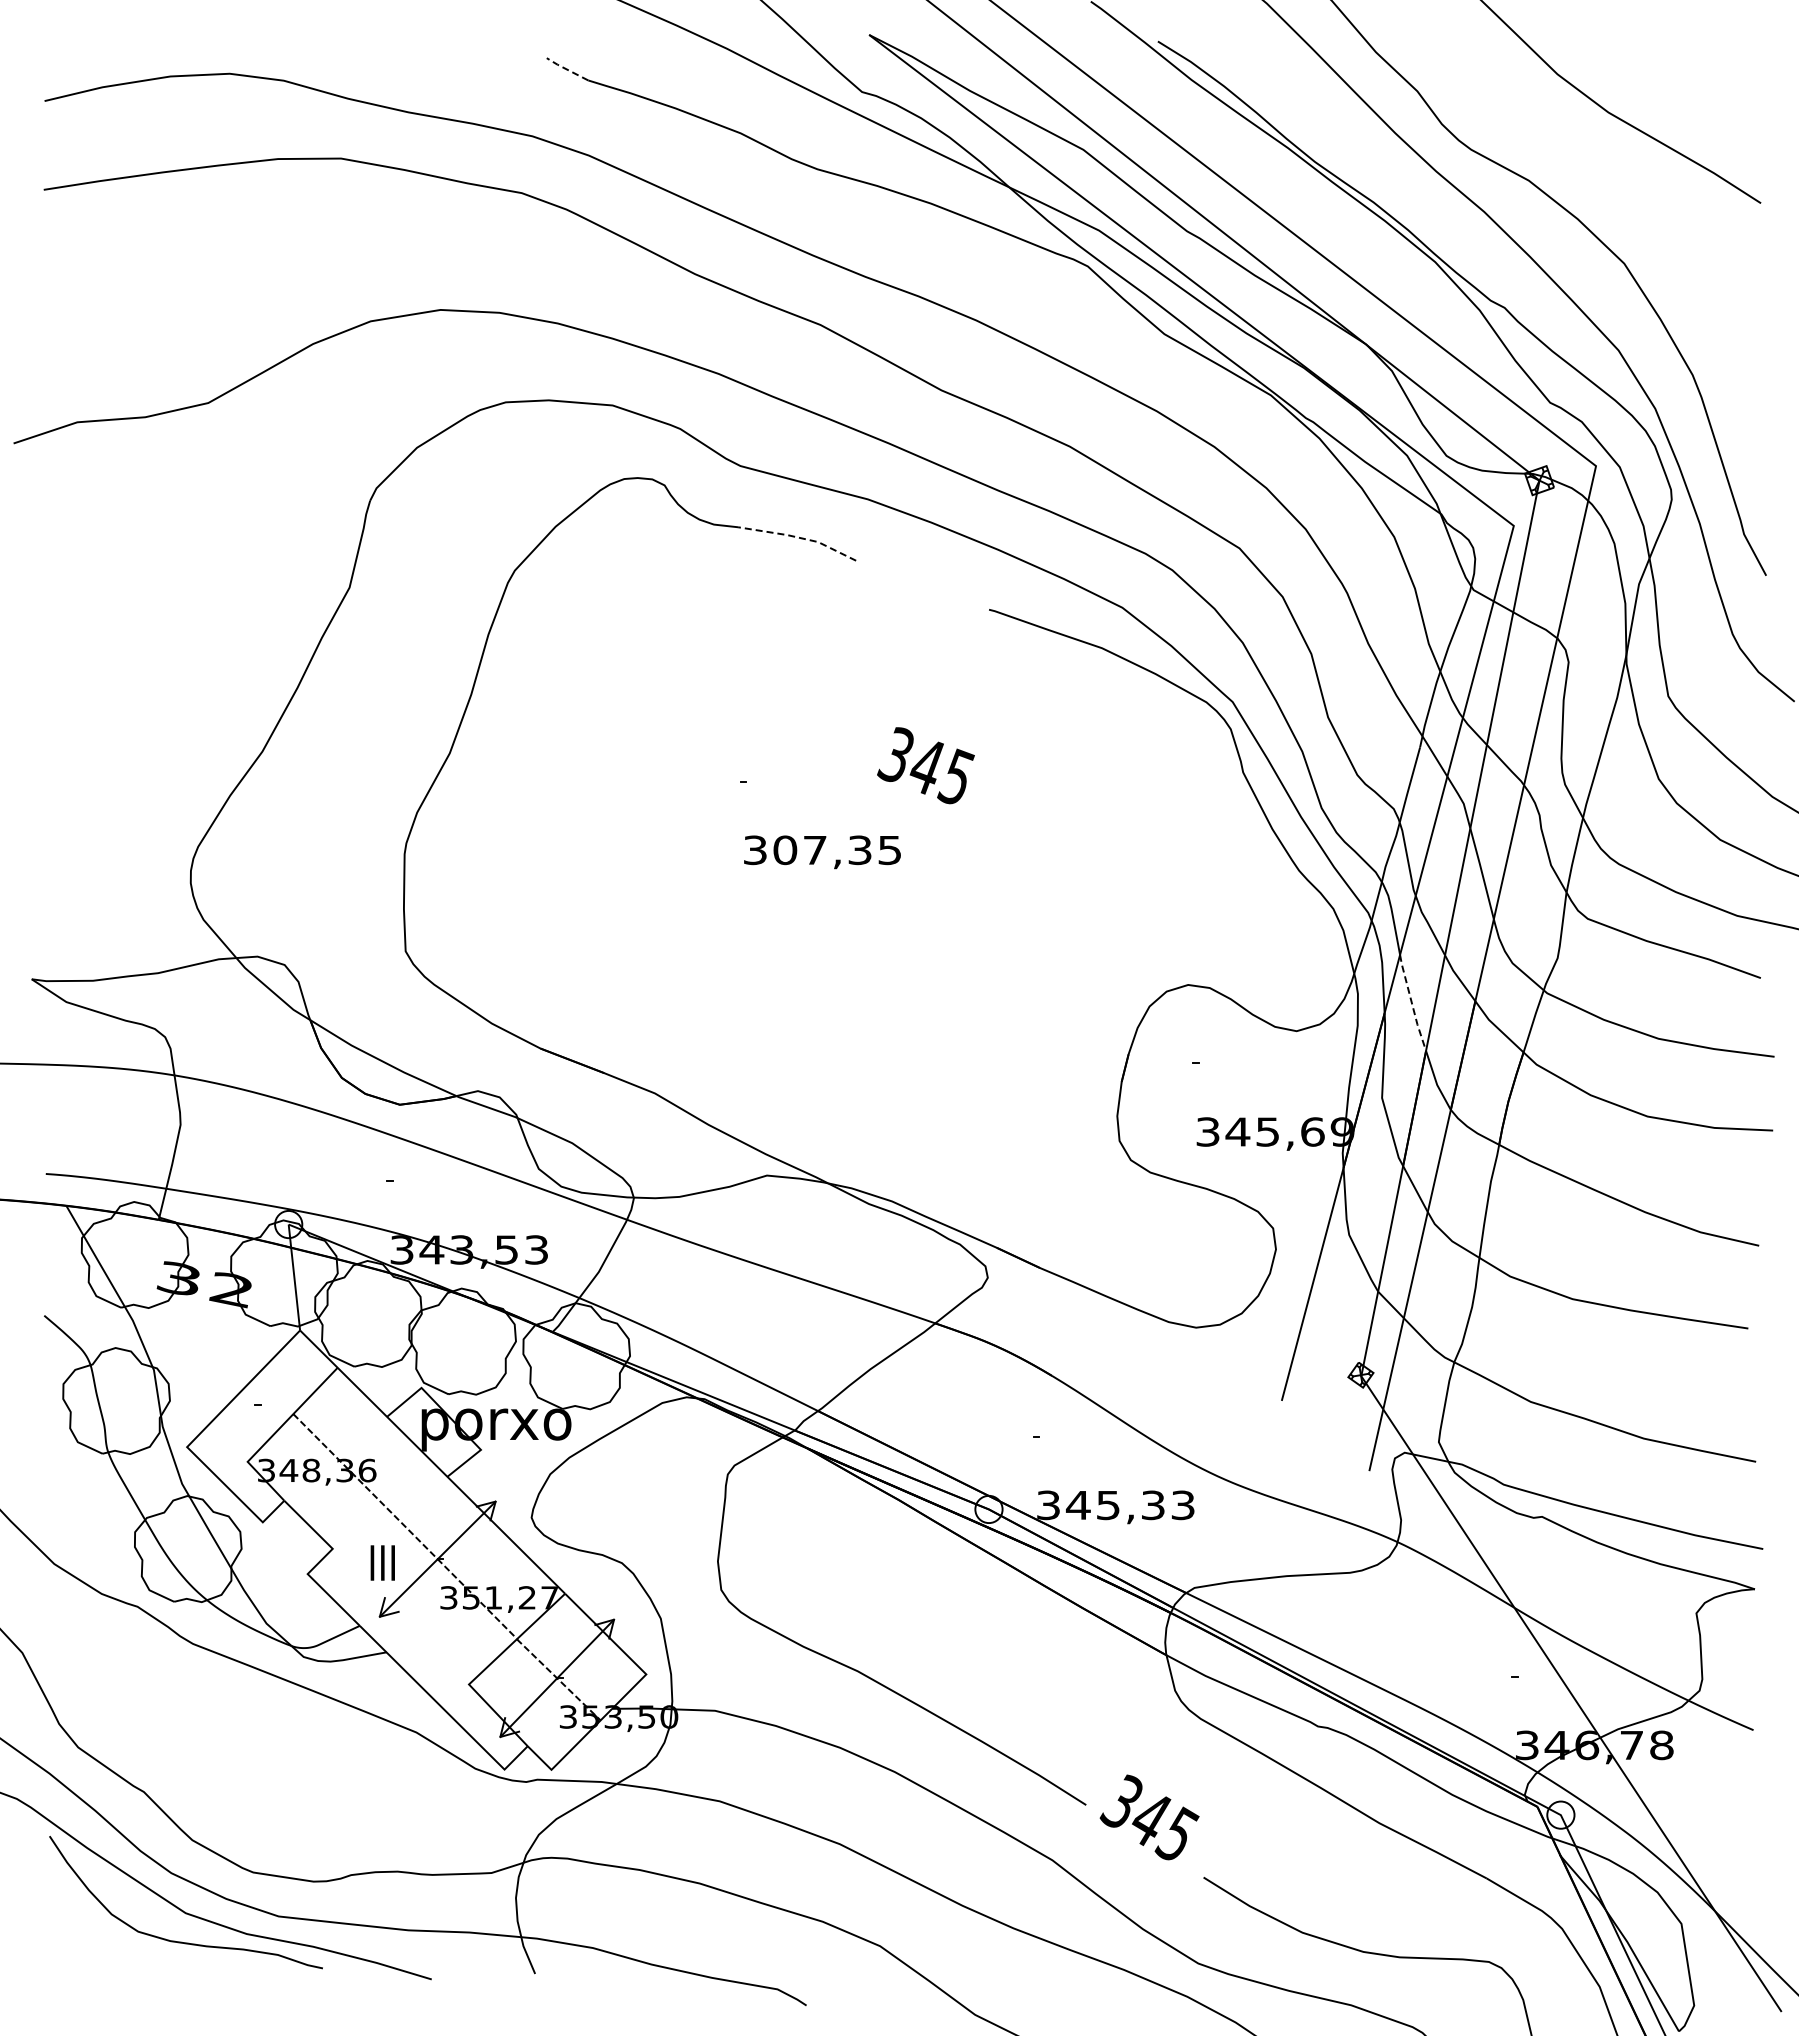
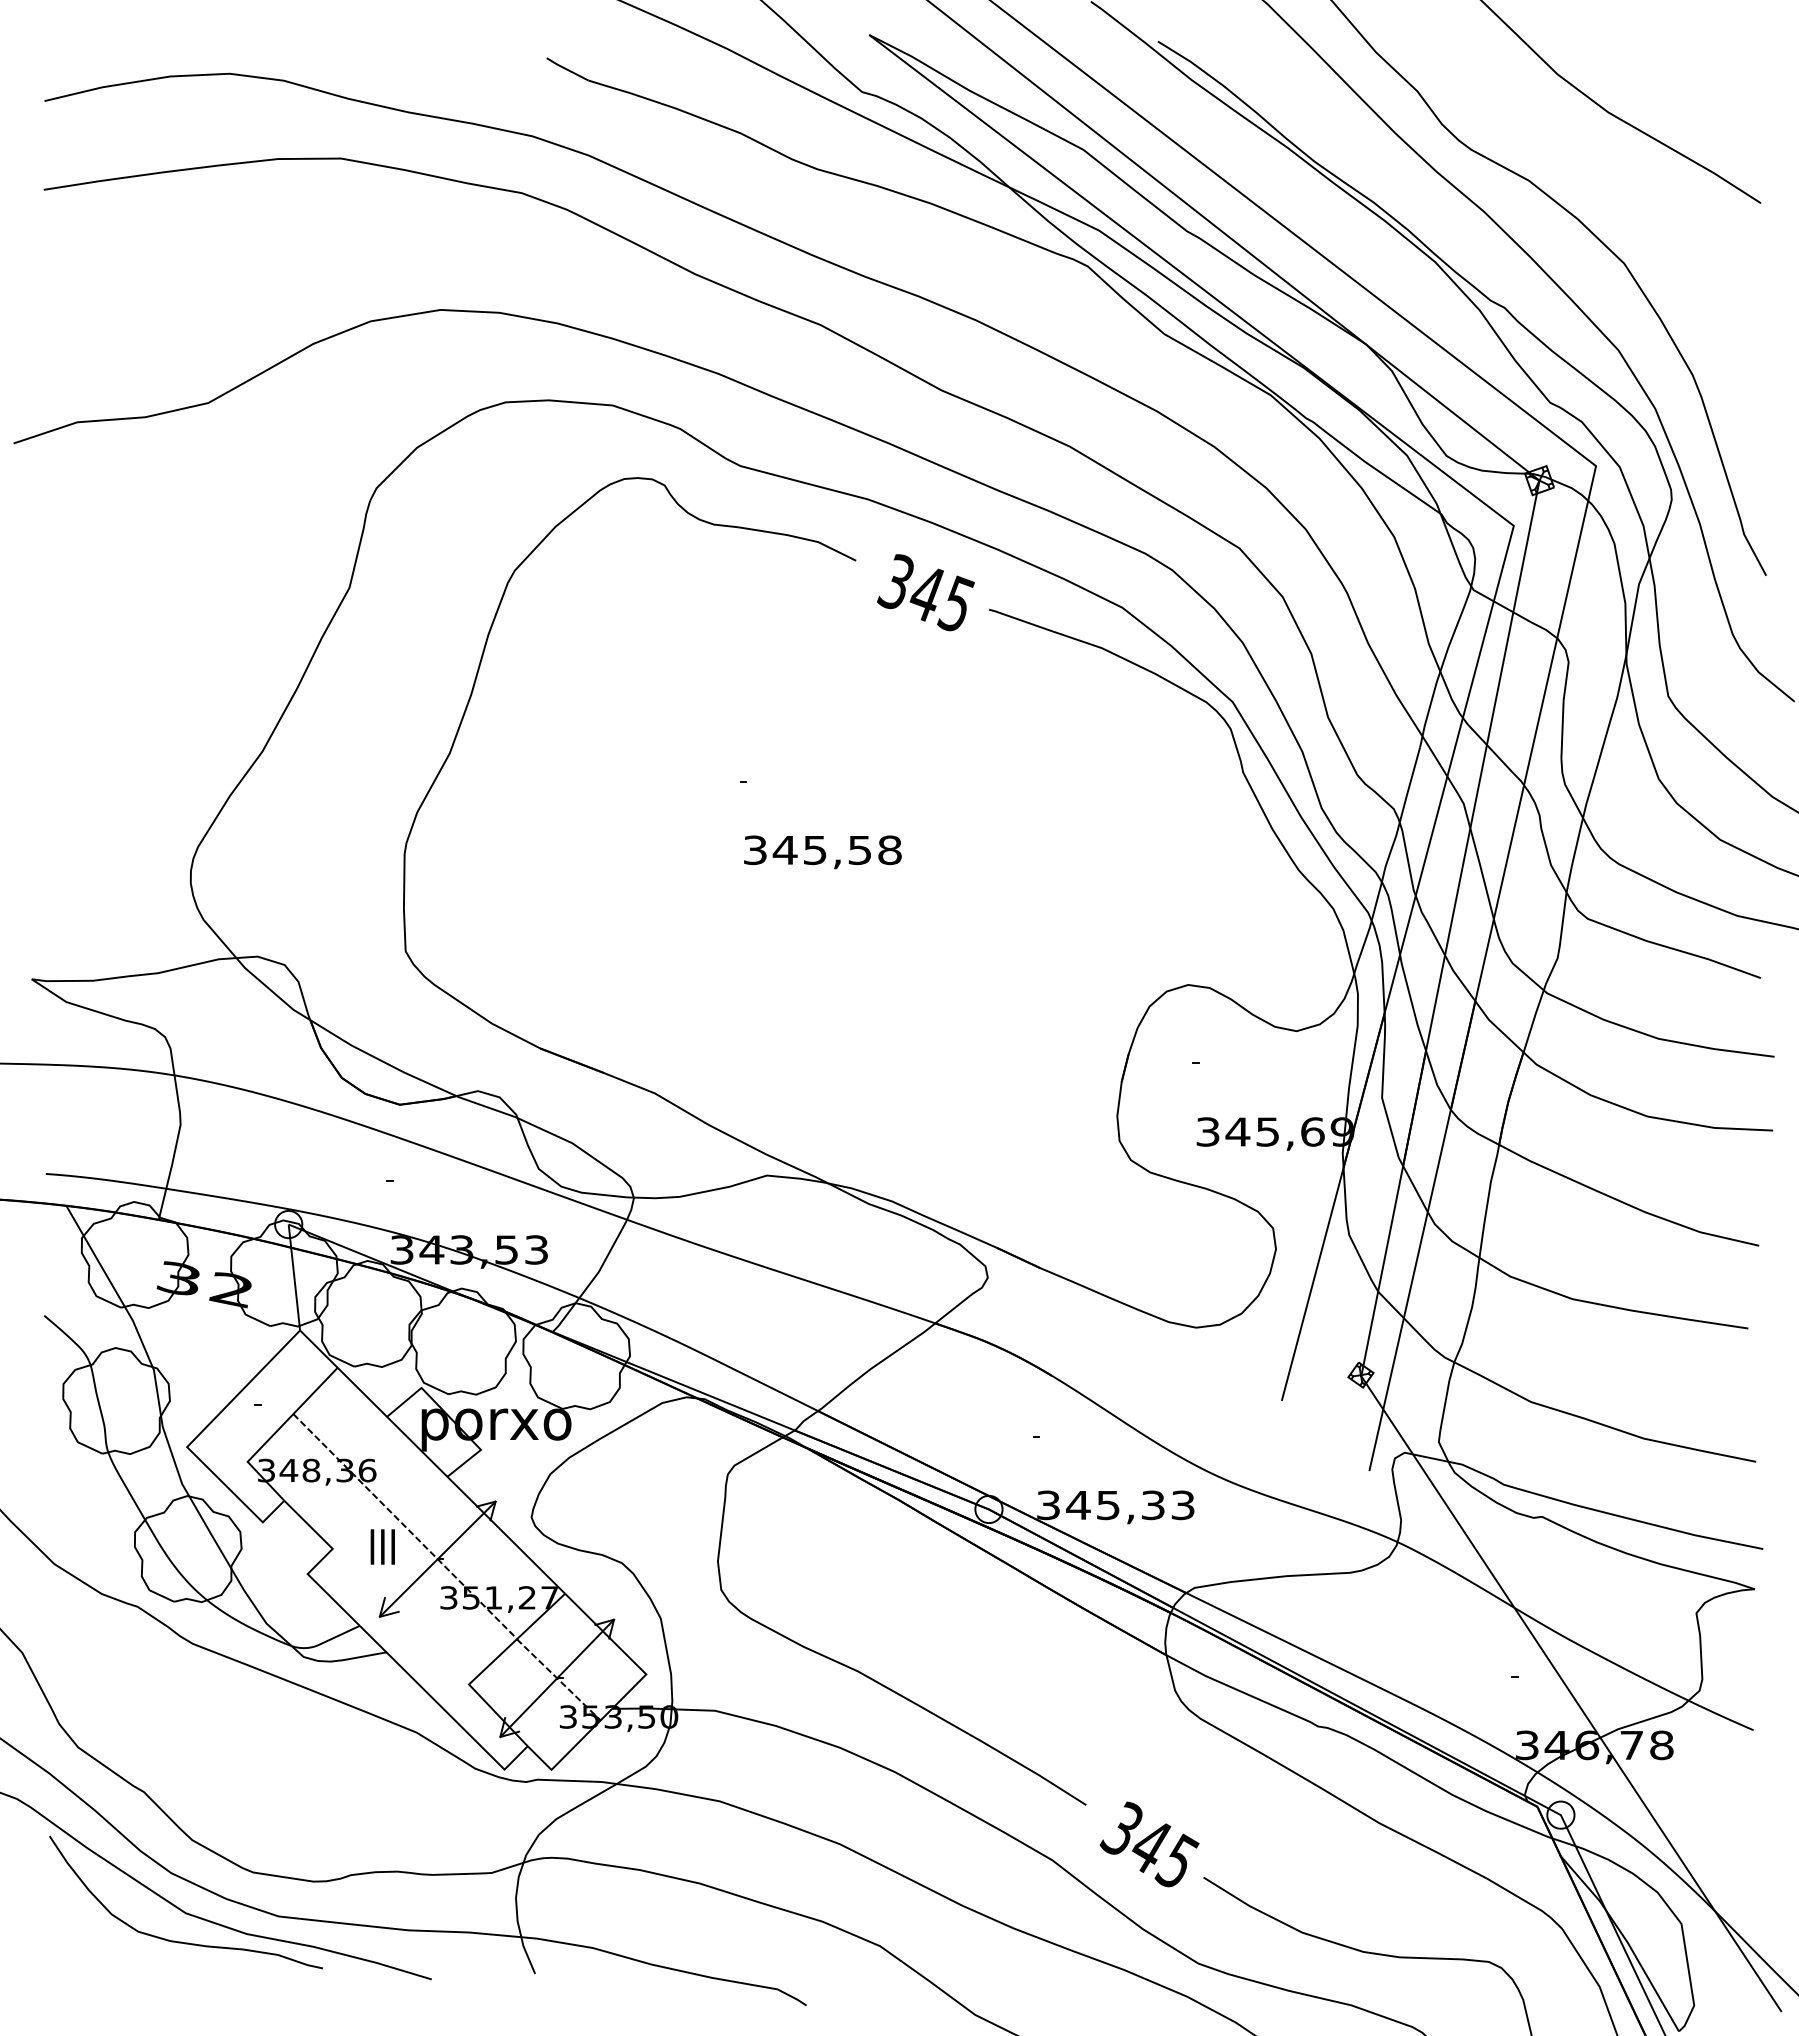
line: dashed -> solid (566, 69)
line: dashed -> solid (798, 537)
text position: (925, 765) -> (925, 592) (925, 592)
text: 307,35 -> 345,58 (836, 850)
line: dashed -> solid (1412, 1003)
text position: (382, 1562) -> (382, 1546) (382, 1546)
text position: (1149, 1817) -> (1149, 1844) (1149, 1844)
